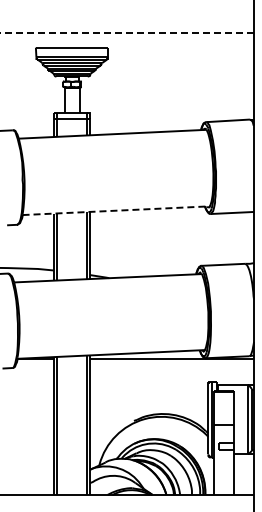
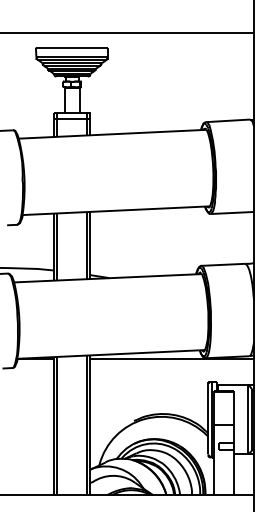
line: dashed -> solid (127, 32)
line: dashed -> solid (116, 210)
